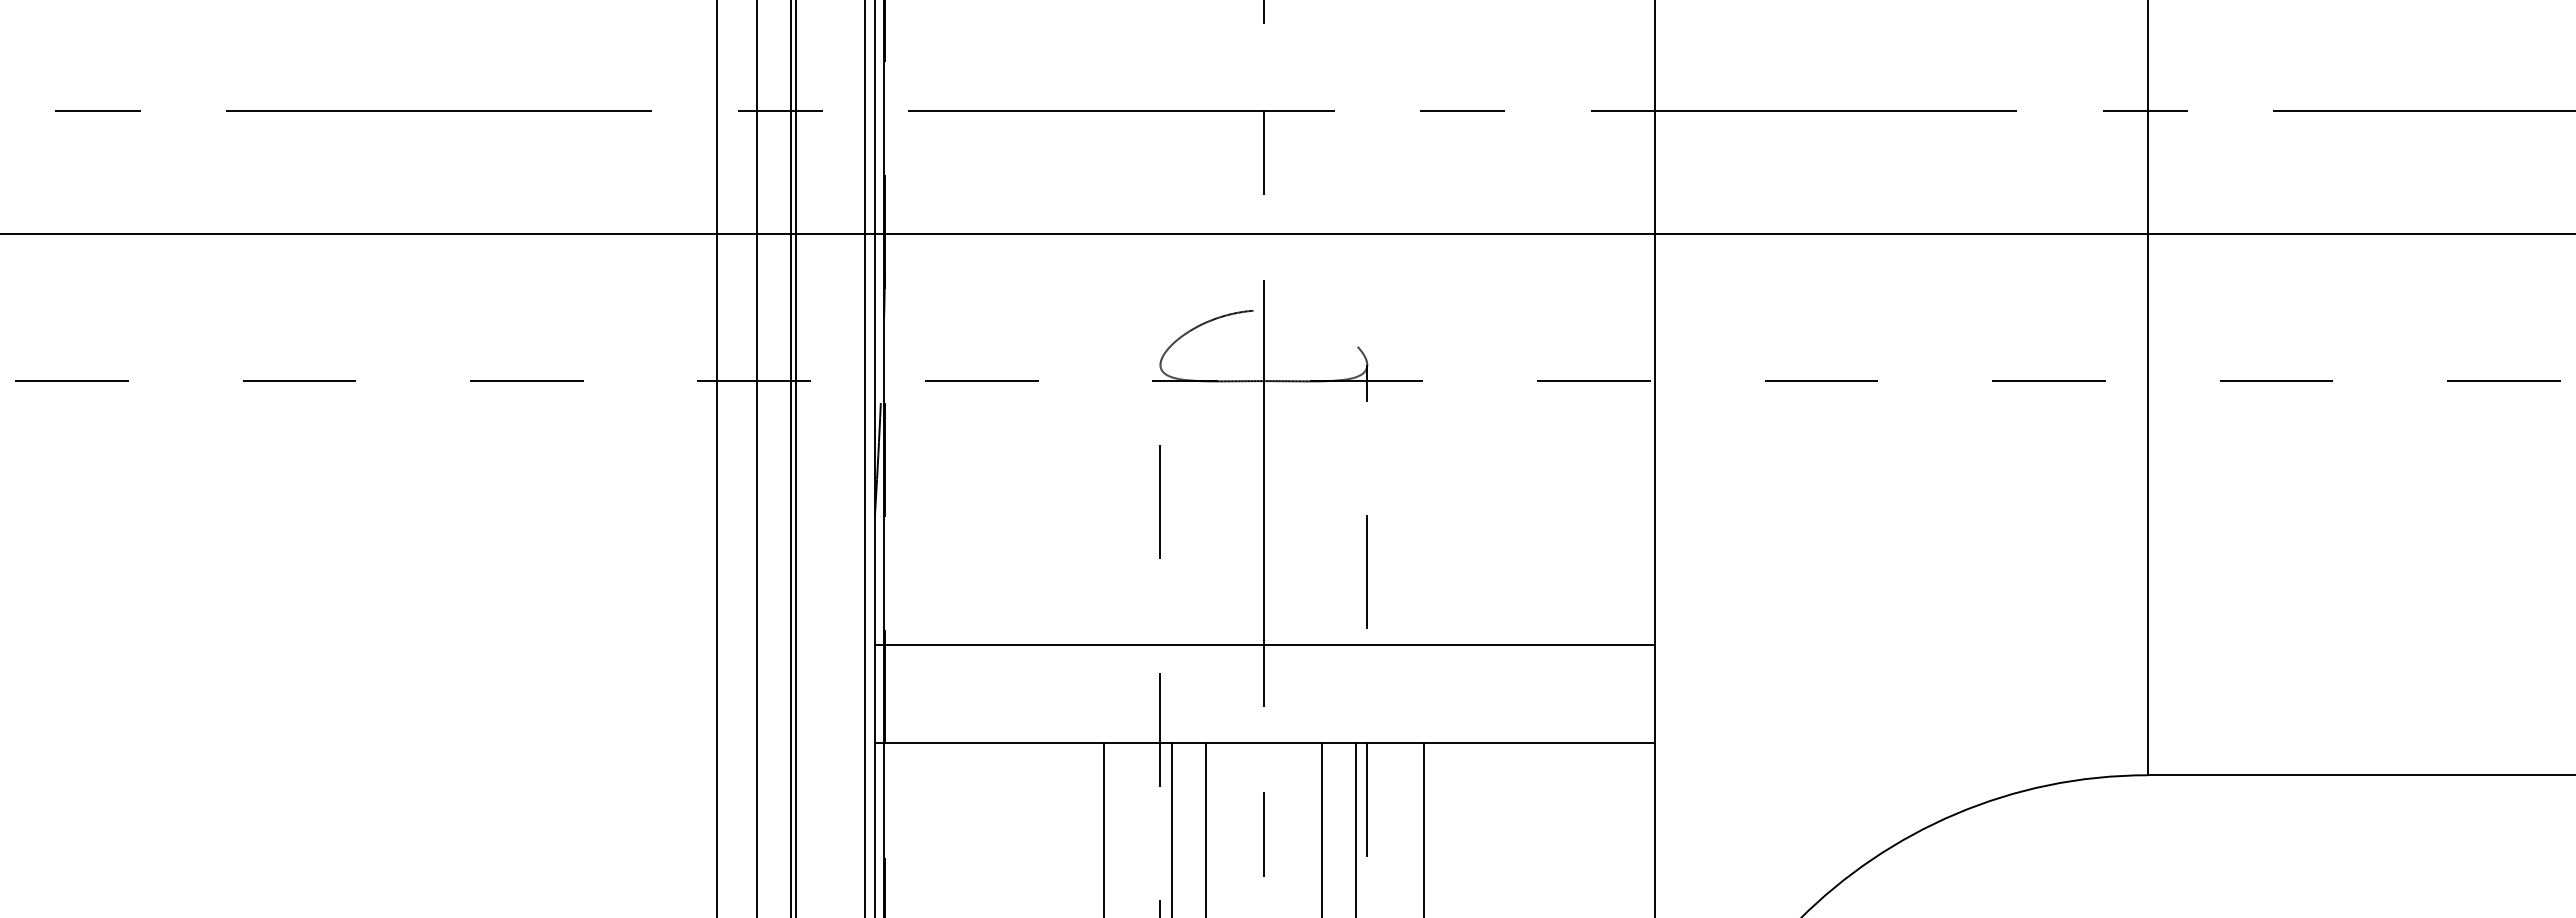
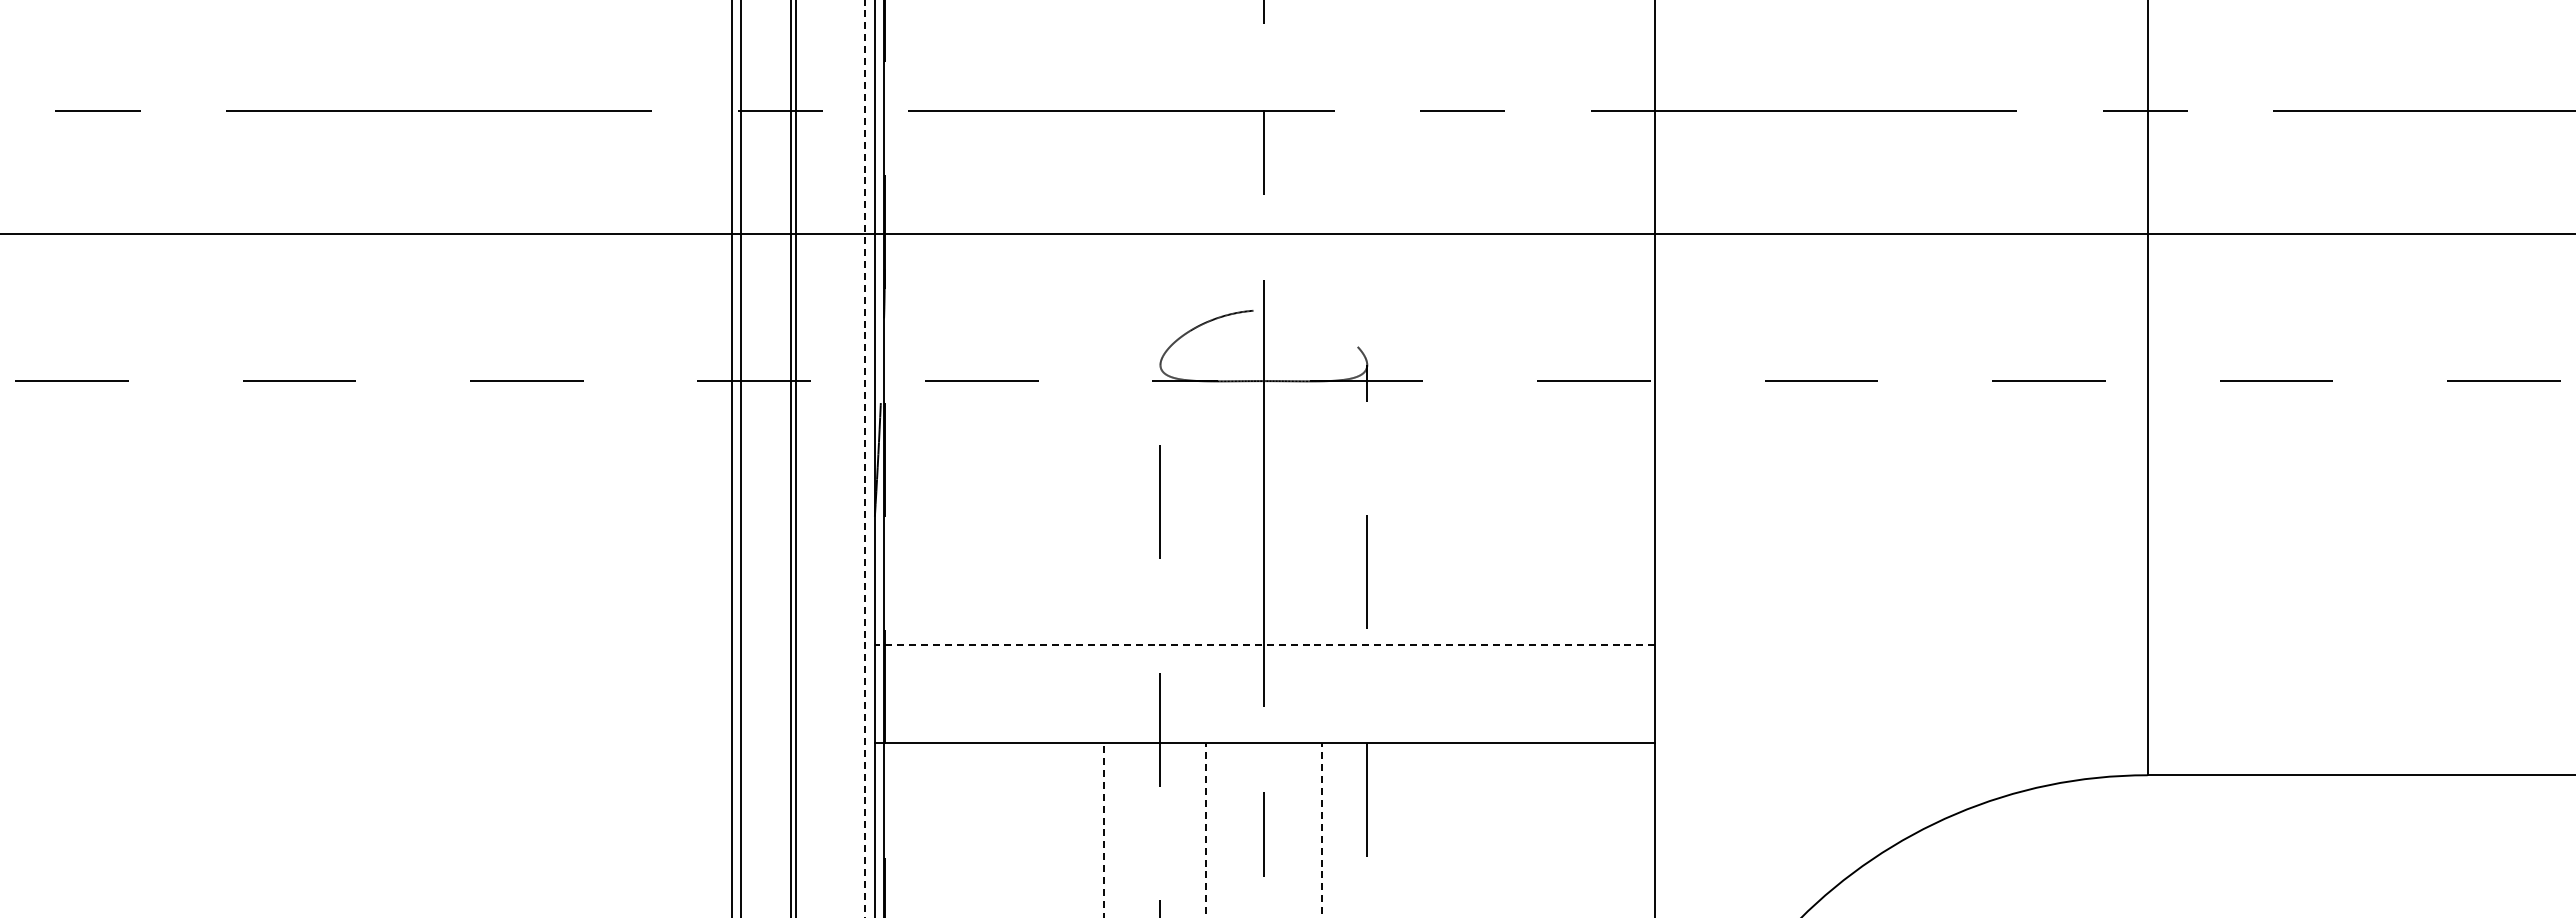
line position: (717, 458) -> (741, 458) (741, 458)
line position: (756, 458) -> (731, 458) (731, 458)
line: solid -> dashed (865, 459)
line: solid -> dashed (1264, 644)
line: present -> none (1171, 828)
line: present -> none (1356, 828)
line: present -> none (1423, 828)
line: solid -> dashed (1103, 830)
line: solid -> dashed (1206, 830)
line: solid -> dashed (1321, 830)
